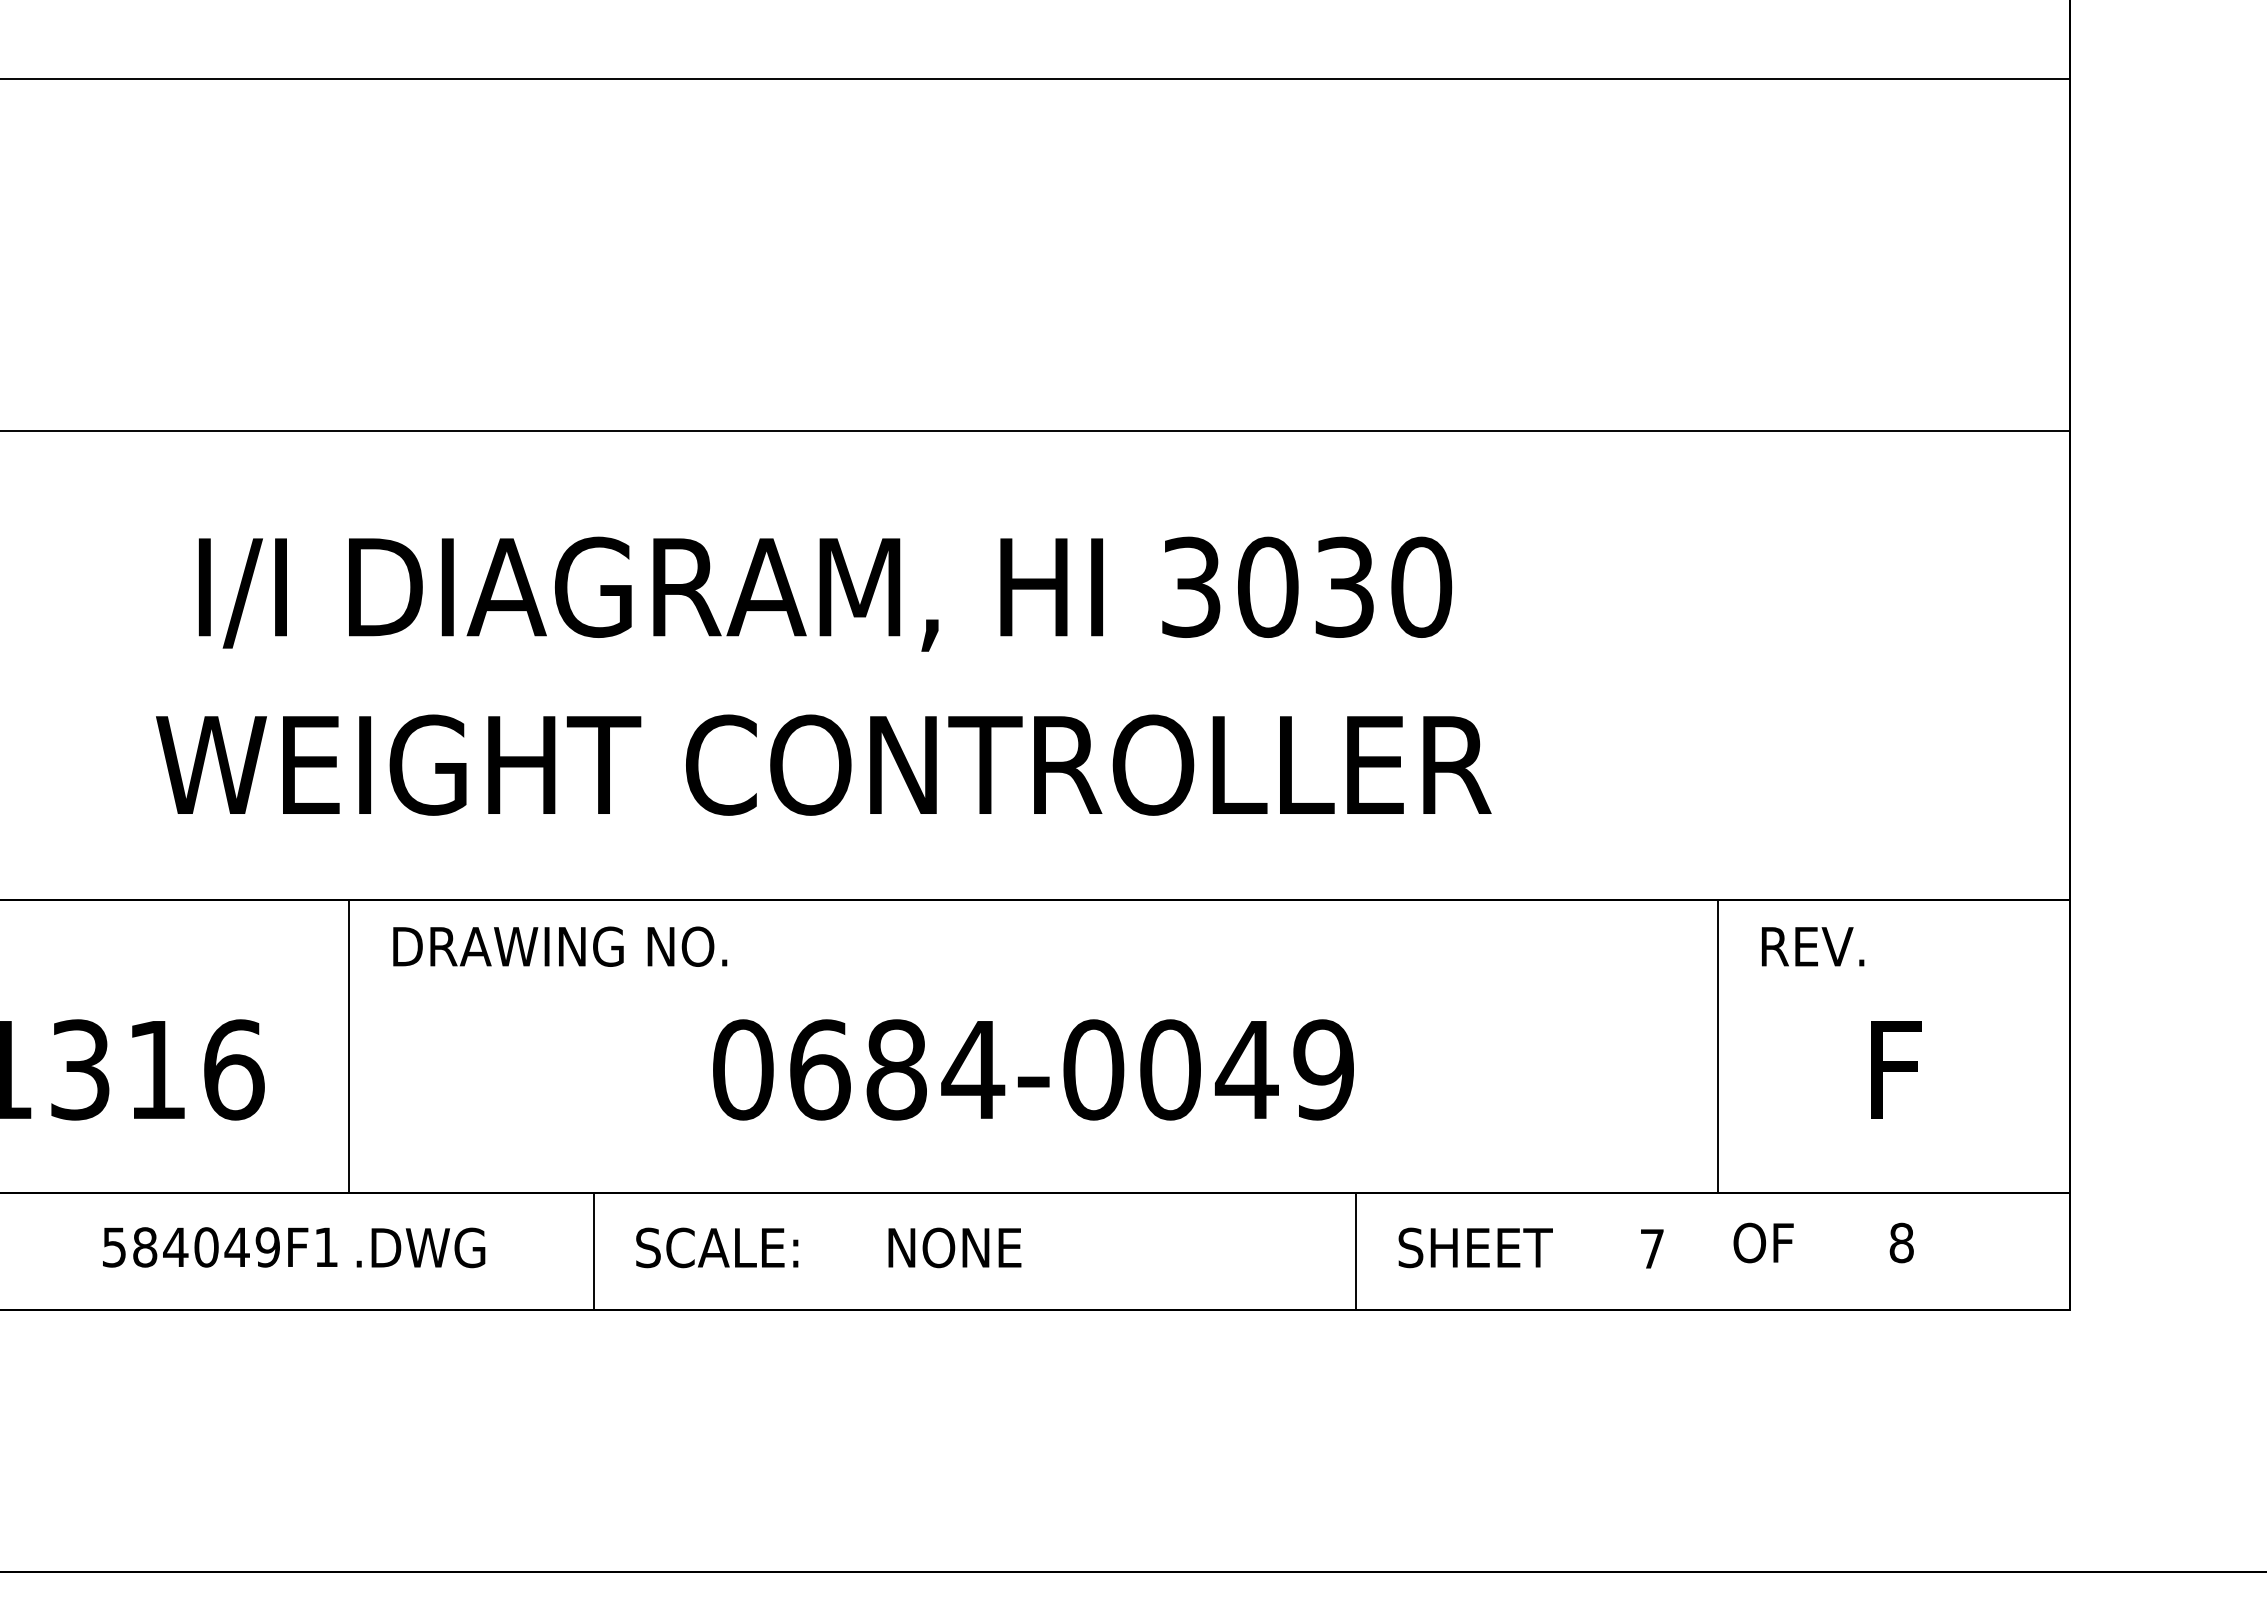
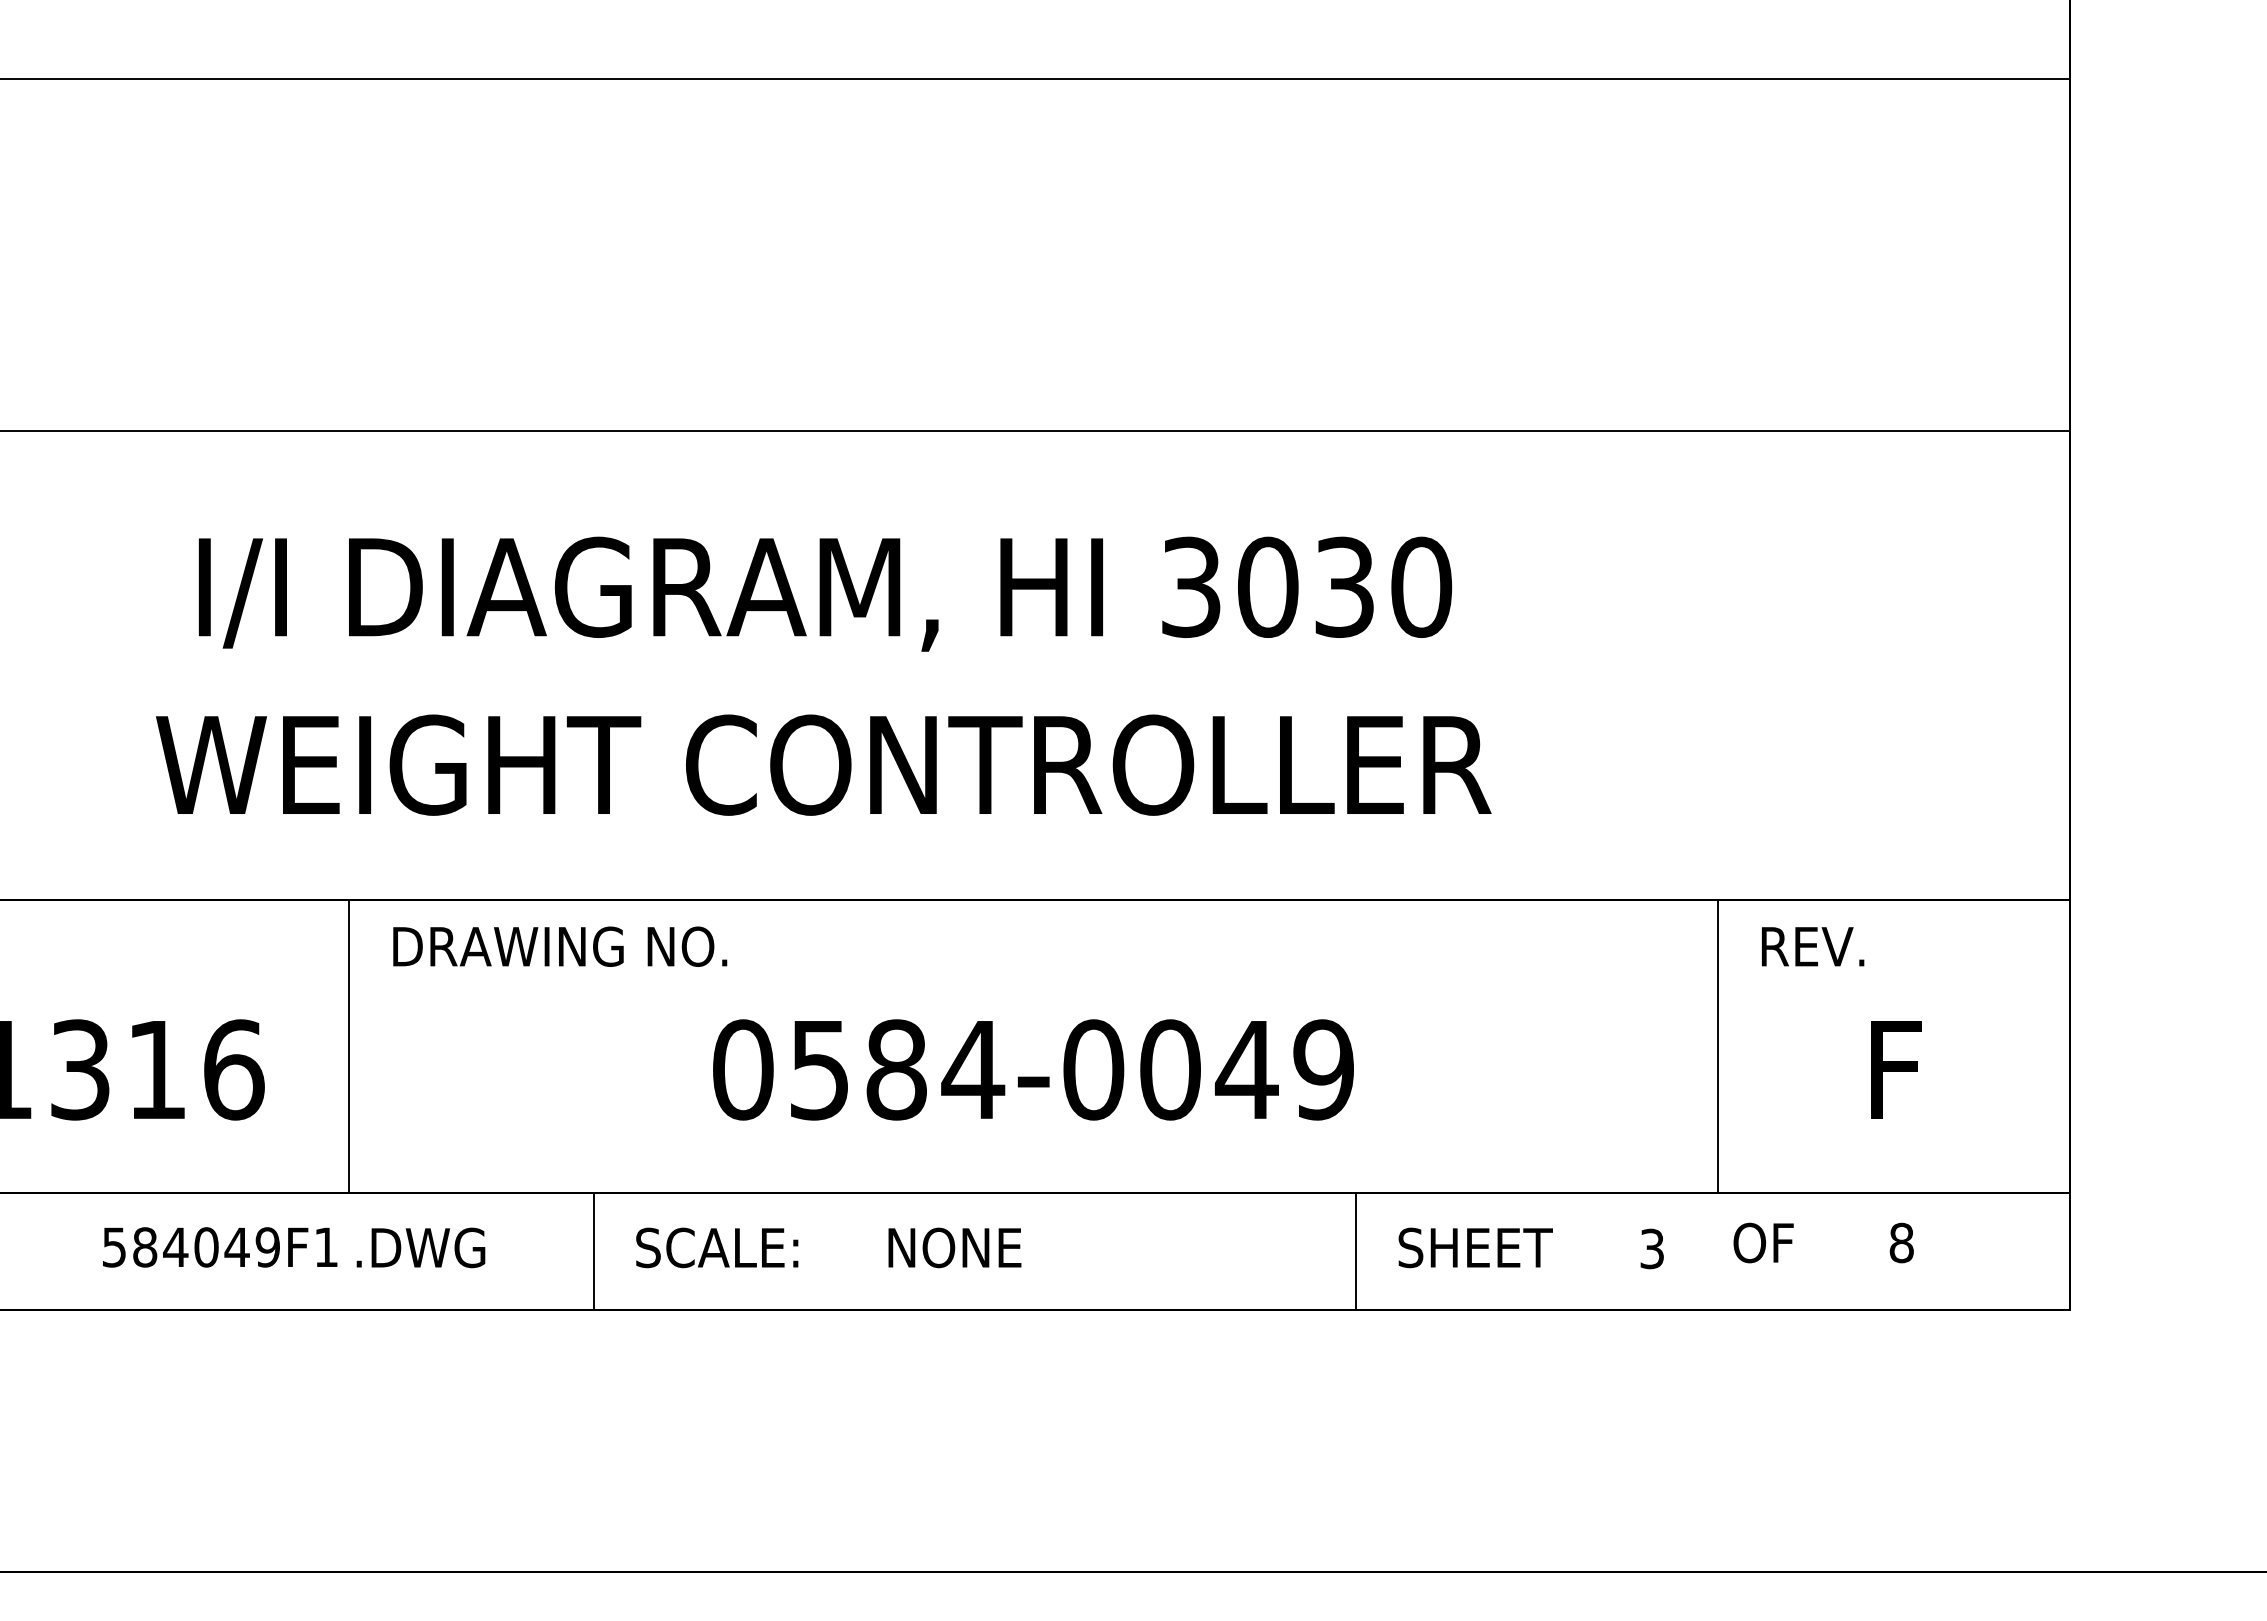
text: 0684-0049 -> 0584-0049 (820, 1069)
text: 7 -> 3 (1651, 1248)
